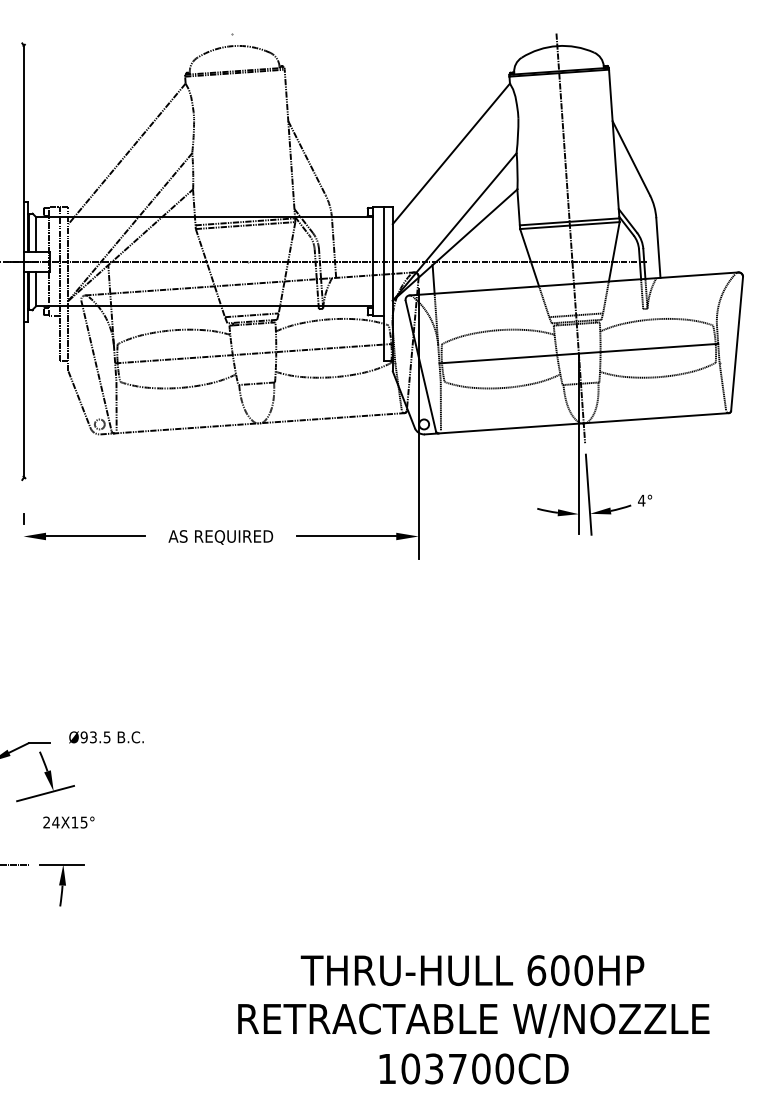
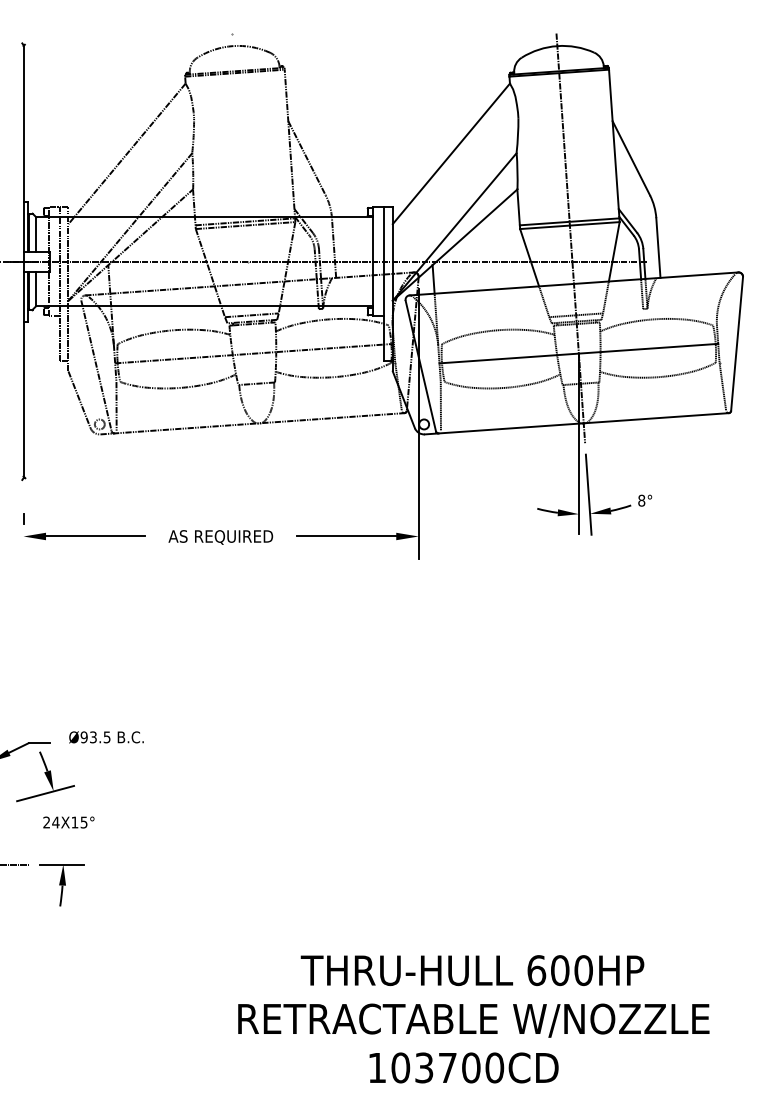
text: 4° -> 8° (641, 500)
text position: (473, 1068) -> (463, 1067) (463, 1067)
